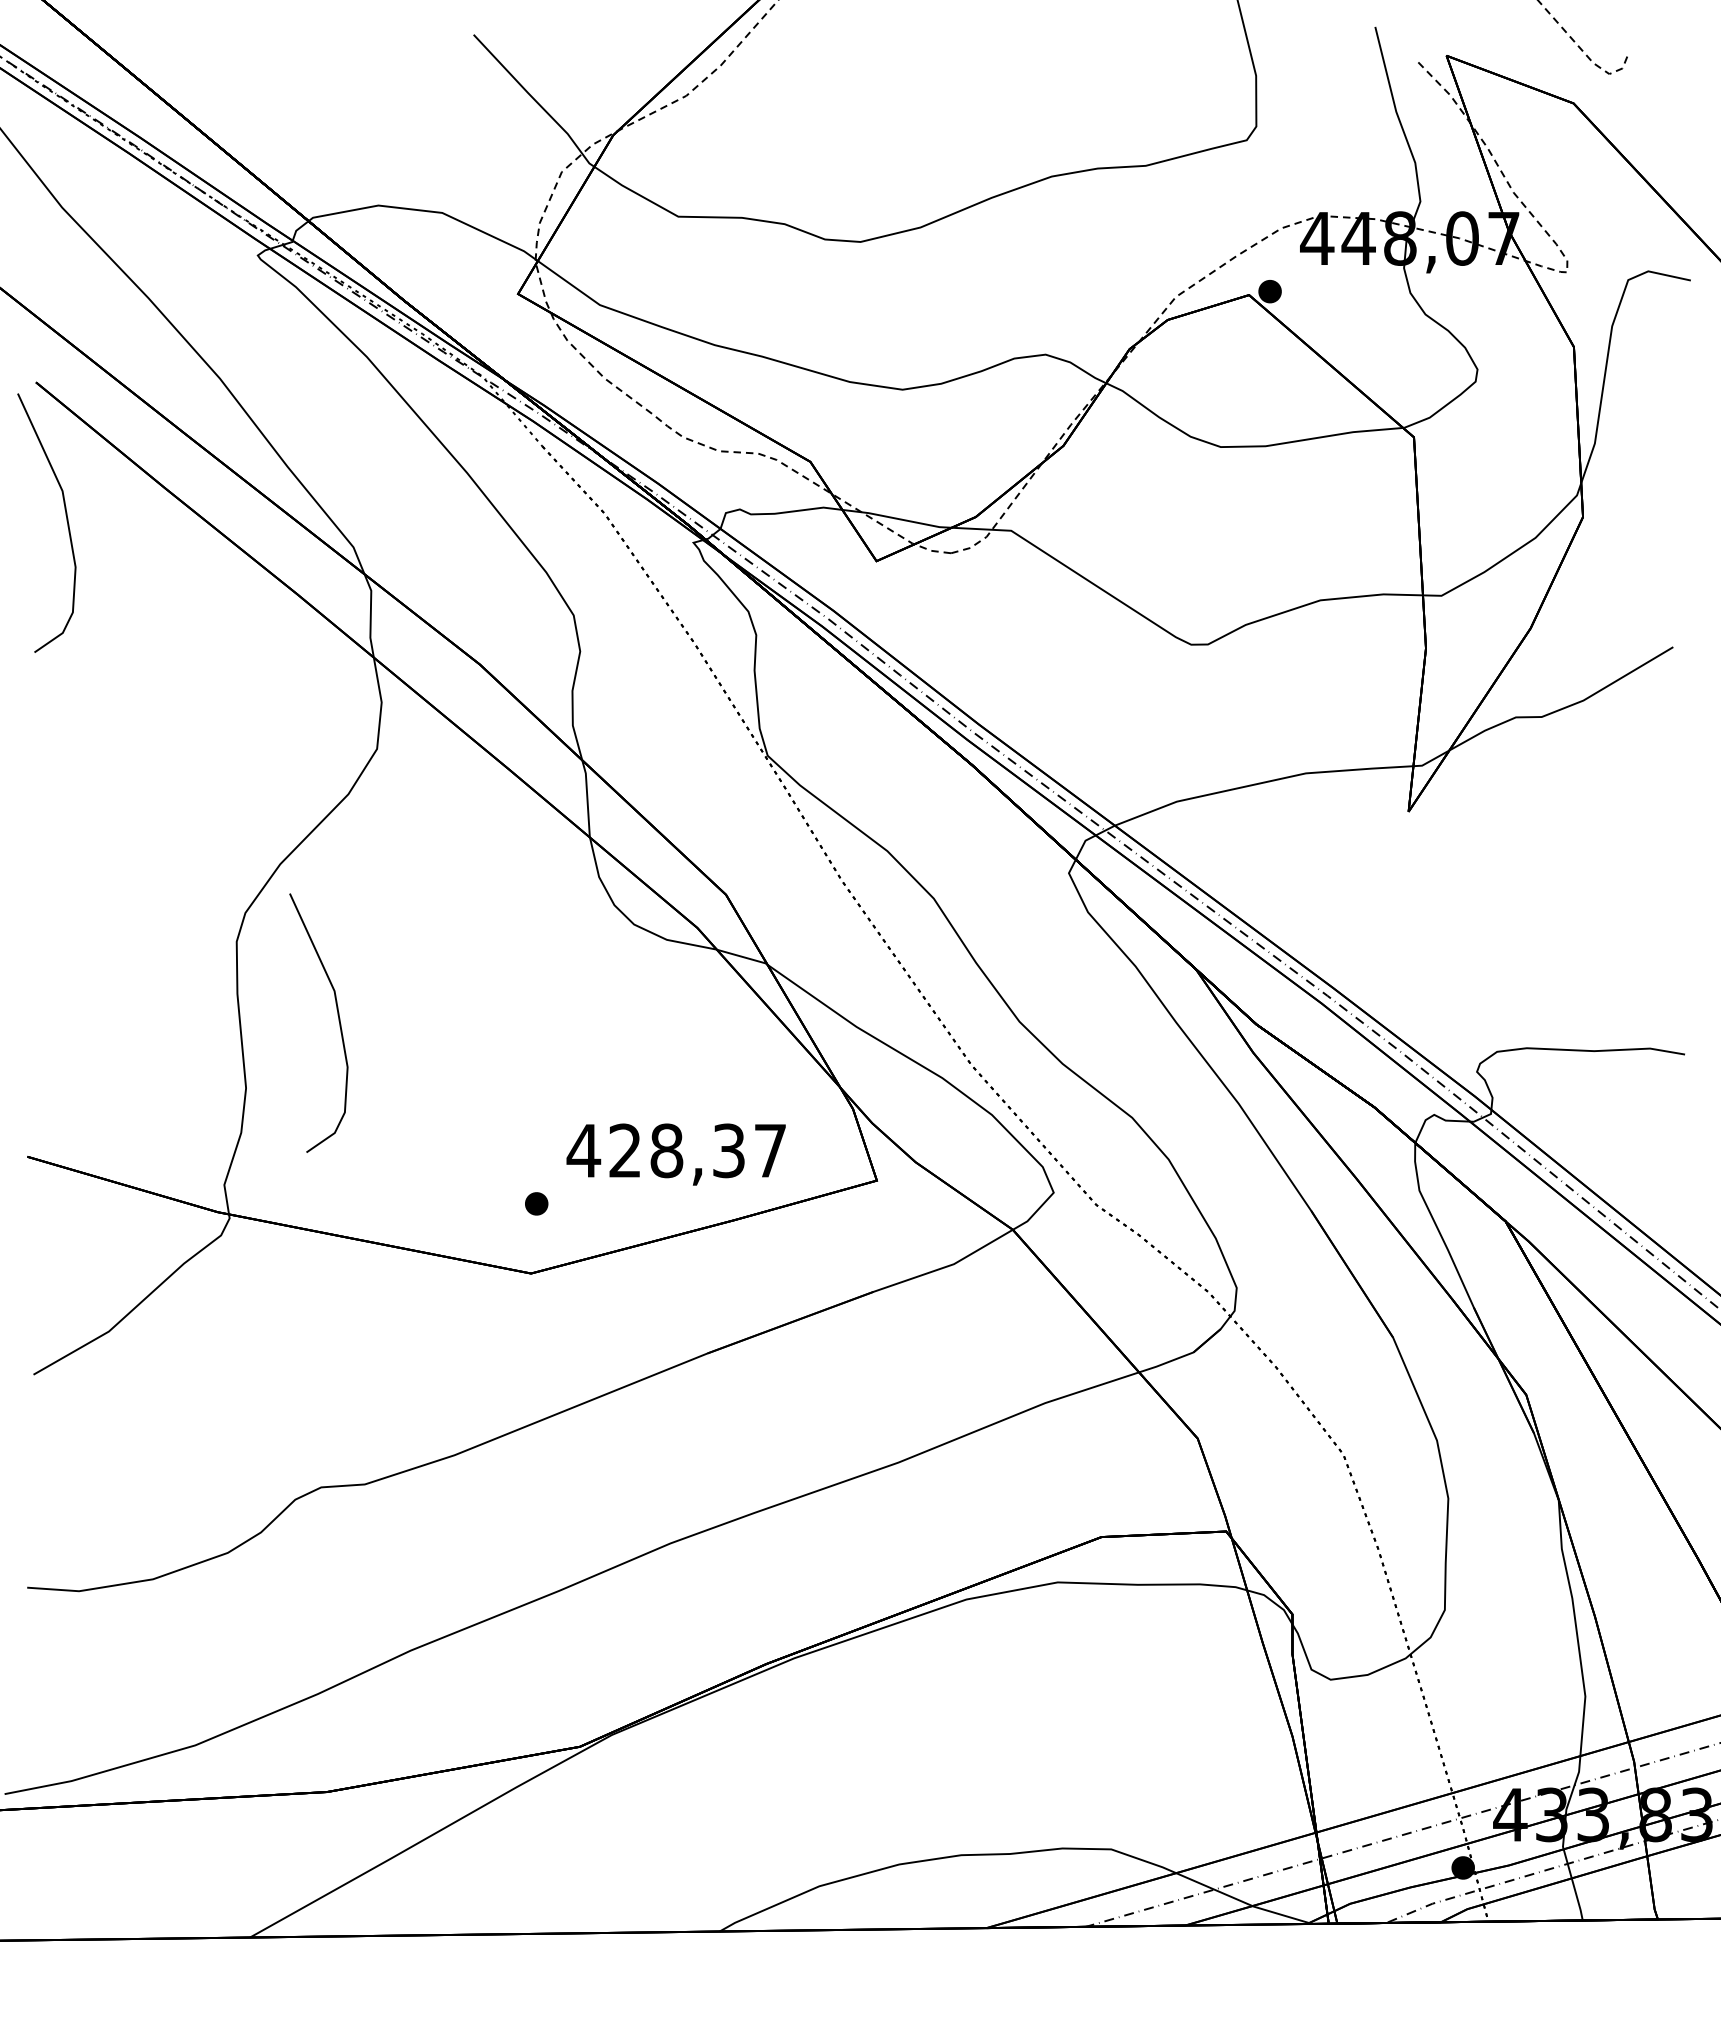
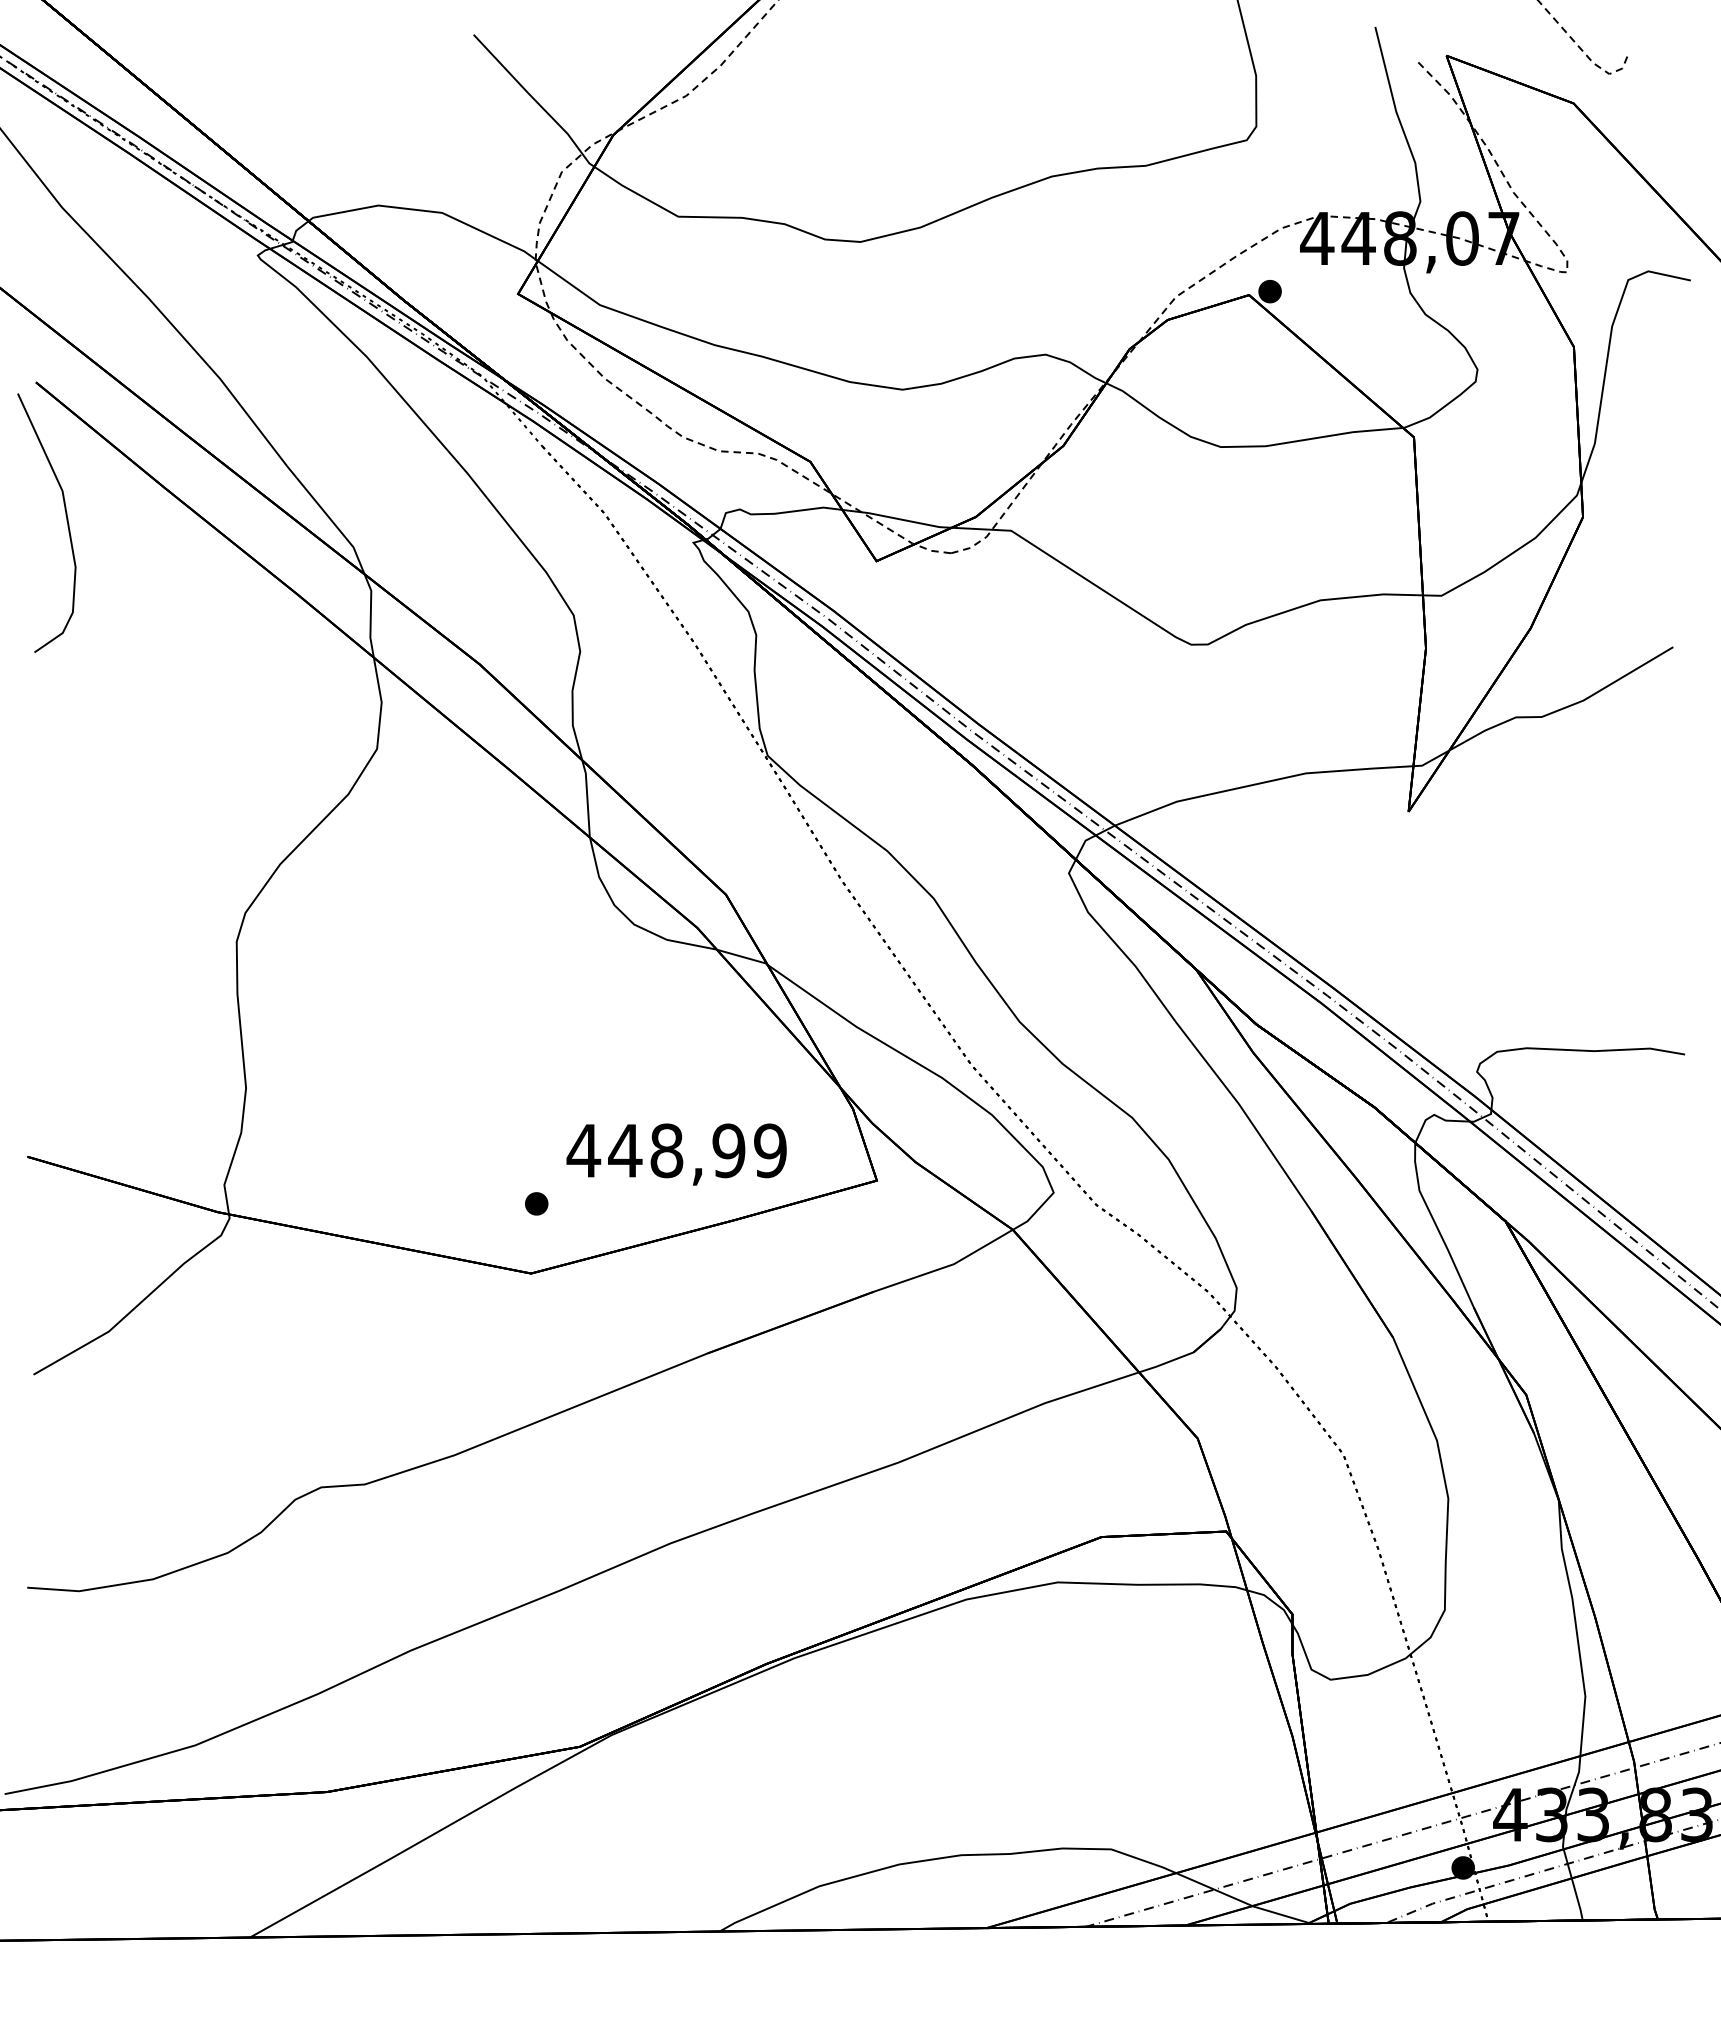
curve: present -> none (338, 1021)
text: 428,37 -> 448,99 (697, 1150)
